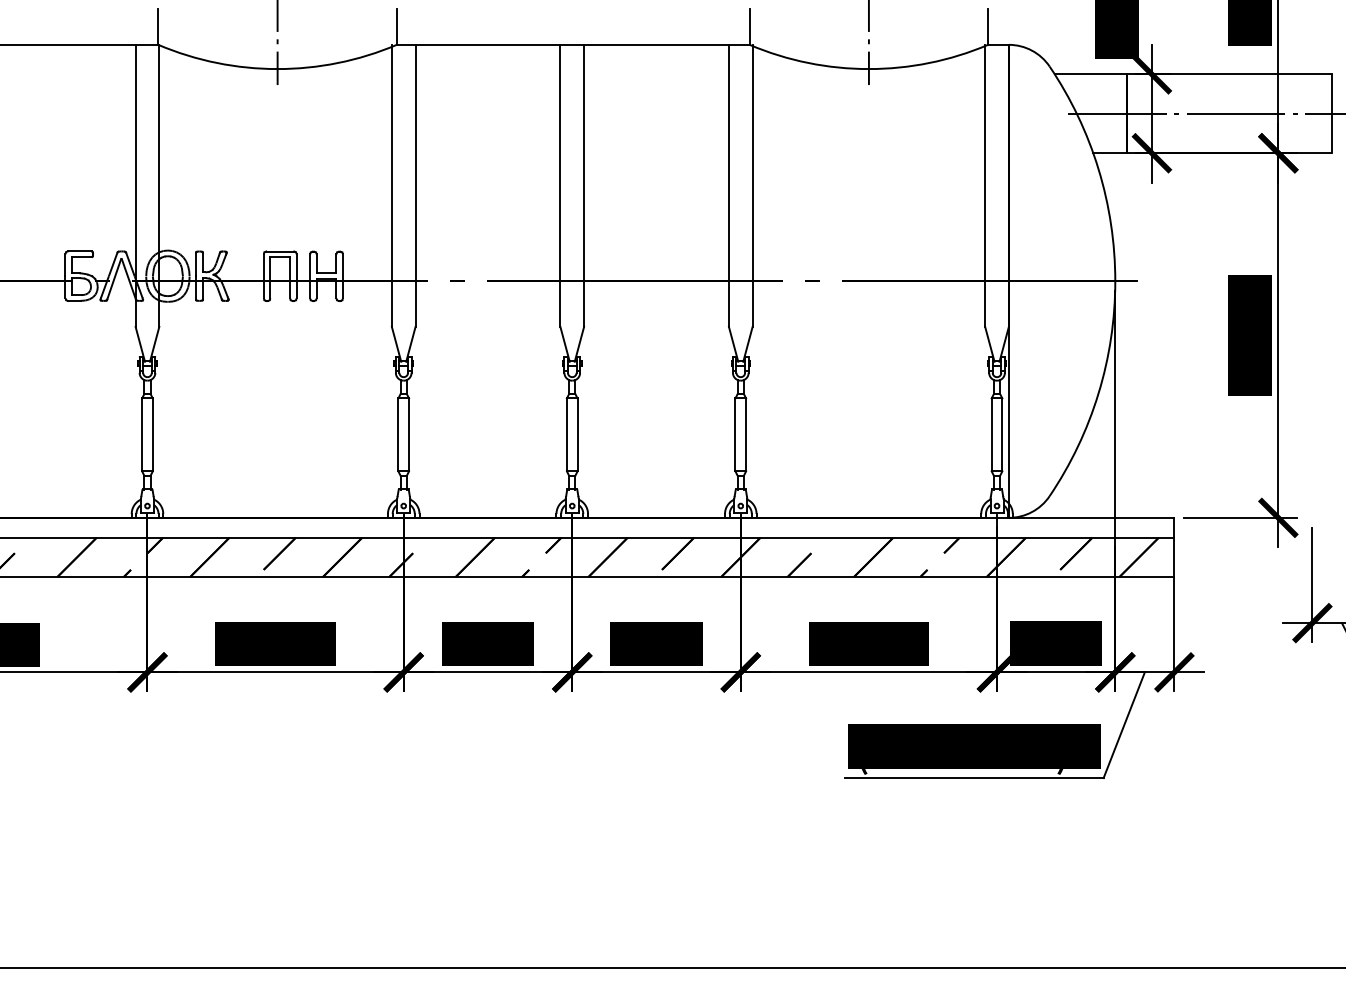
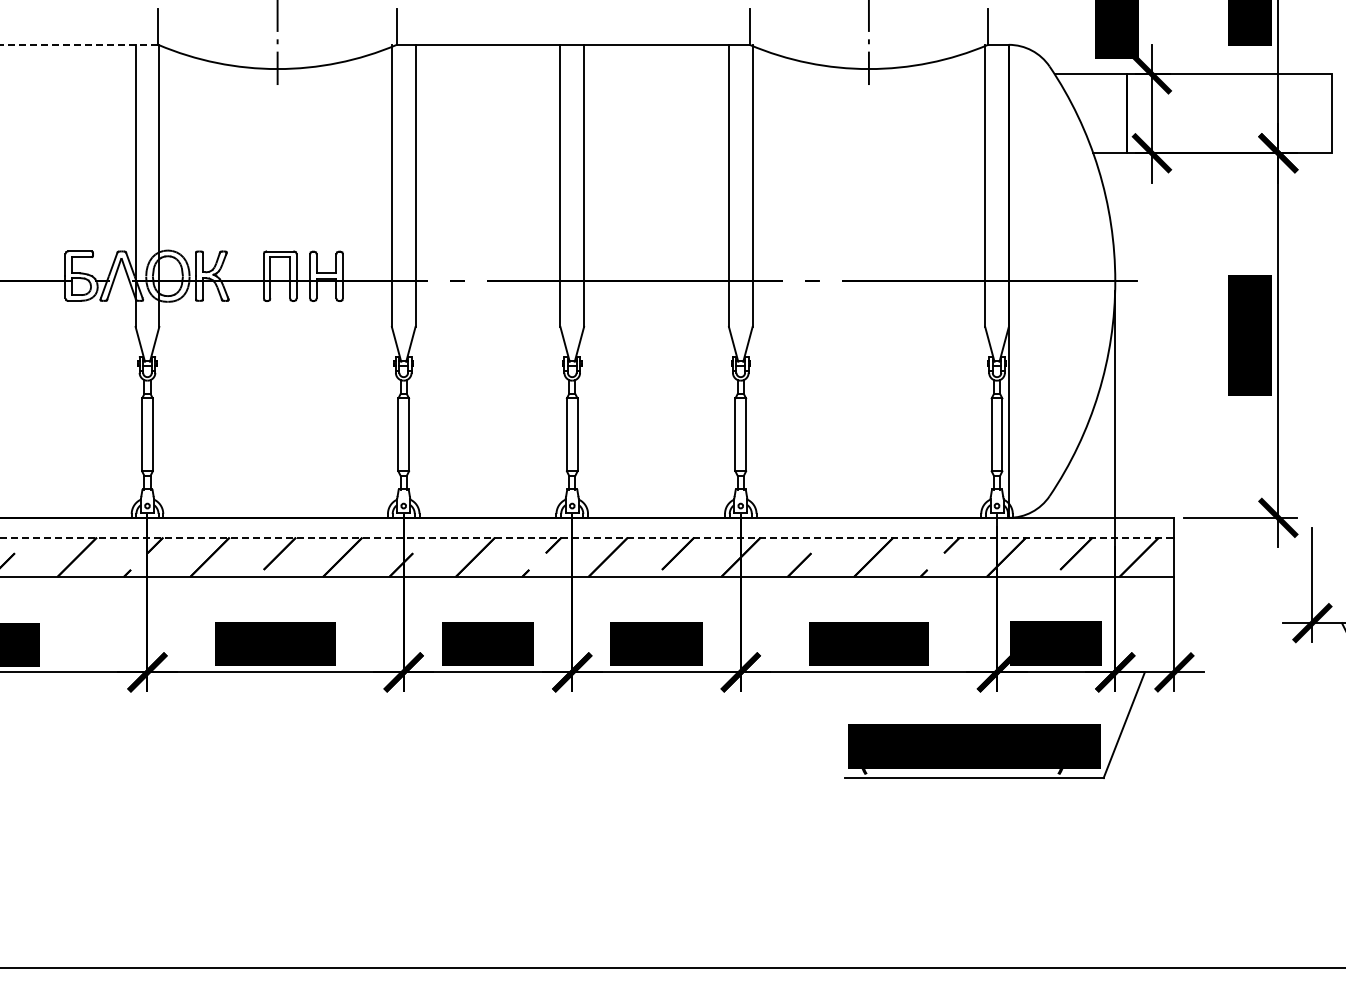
line: solid -> dashed (79, 44)
line: present -> none (1205, 113)
line: solid -> dashed (587, 537)
